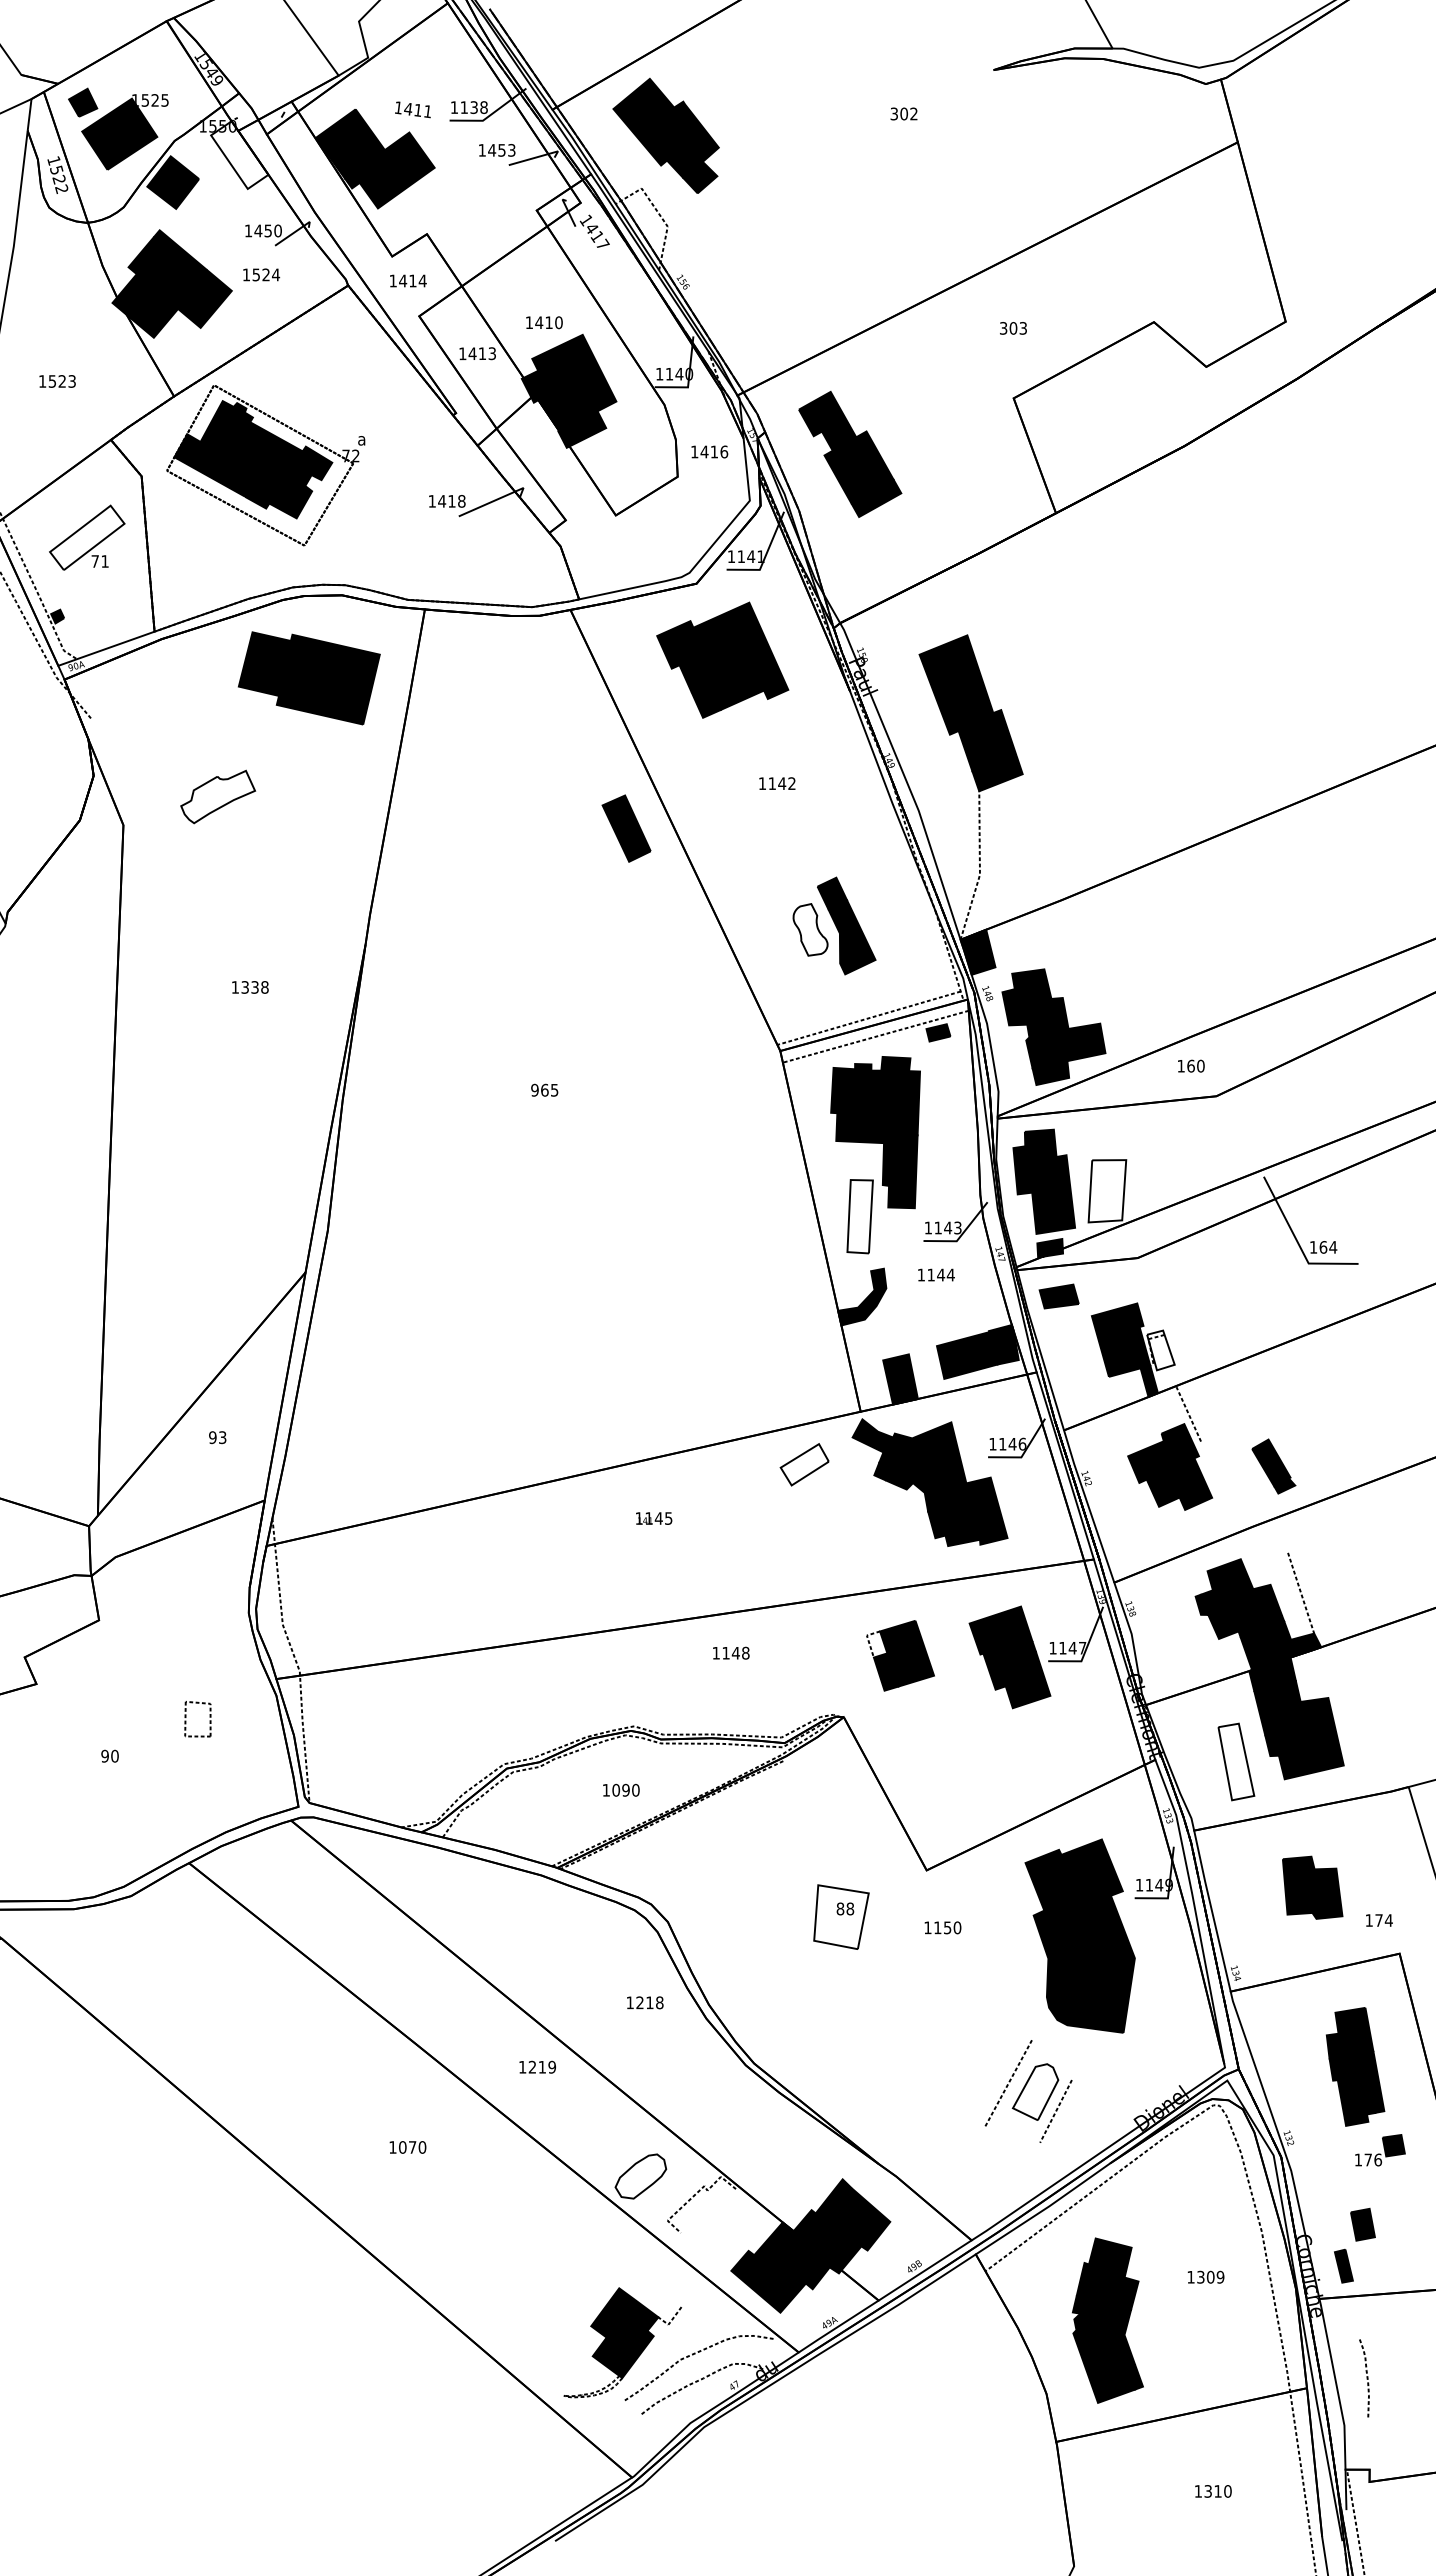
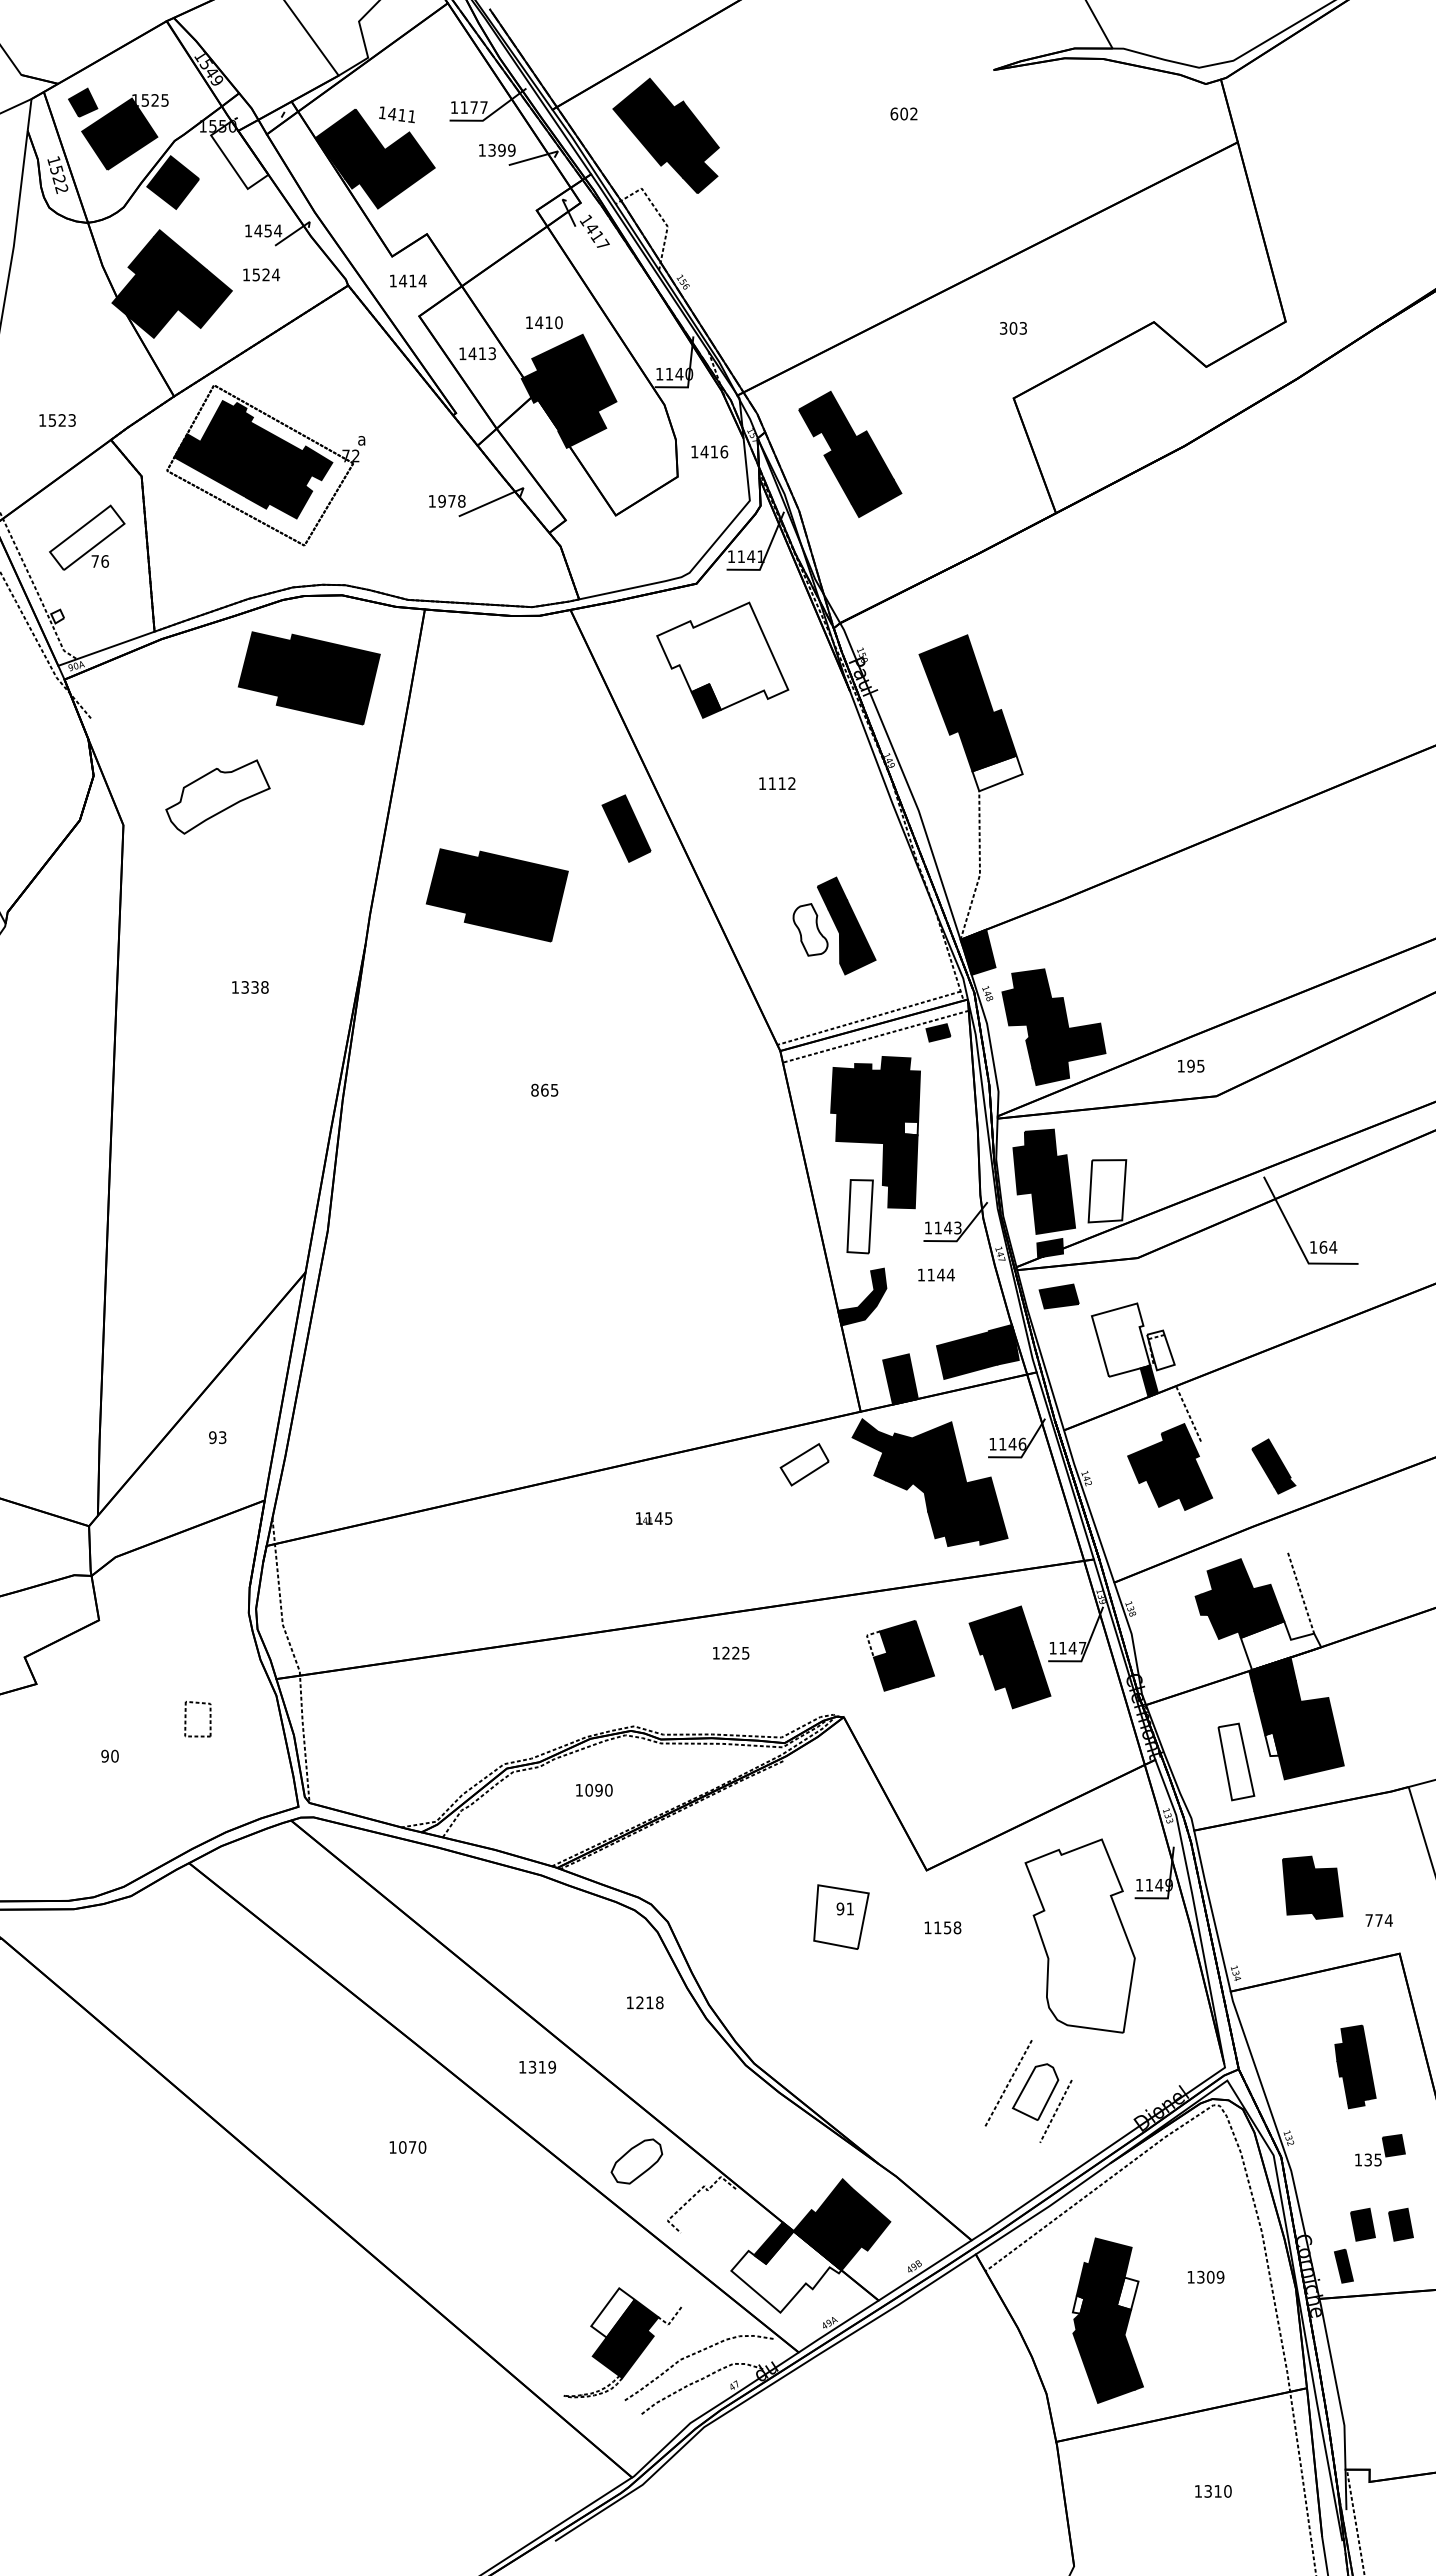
text: 1138 -> 1177 (478, 107)
text position: (412, 109) -> (396, 114) (396, 114)
text: 302 -> 602 (894, 113)
text: 1453 -> 1399 (501, 150)
text: 1450 -> 1454 (278, 230)
text position: (57, 381) -> (57, 420) (57, 420)
text: 1418 -> 1978 (446, 501)
text: 71 -> 76 (105, 561)
fill: present -> none (57, 616)
fill: present -> none (722, 655)
fill: present -> none (997, 773)
text: 1142 -> 1112 (782, 783)
part size: 77x56 px -> 106x76 px (217, 796)
part: none -> present (496, 895)
text: 160 -> 195 (1195, 1065)
text: 965 -> 865 (534, 1090)
fill: present -> none (910, 1128)
fill: present -> none (1120, 1339)
fill: present -> none (1280, 1645)
text: 1148 -> 1225 (735, 1652)
fill: present -> none (1271, 1744)
text position: (621, 1789) -> (594, 1789) (594, 1789)
text: 88 -> 91 (845, 1908)
text: 174 -> 774 (1368, 1920)
text: 1150 -> 1158 (957, 1927)
fill: present -> none (1079, 1935)
part size: 61x120 px -> 43x86 px (1355, 2066)
text: 1219 -> 1319 (532, 2067)
text: 176 -> 135 (1373, 2159)
part position: (640, 2176) -> (636, 2161) (636, 2161)
part: none -> present (1400, 2224)
fill: present -> none (786, 2271)
fill: present -> none (1127, 2293)
fill: present -> none (1078, 2304)
fill: present -> none (612, 2312)
curve: present -> none (1366, 2378)
